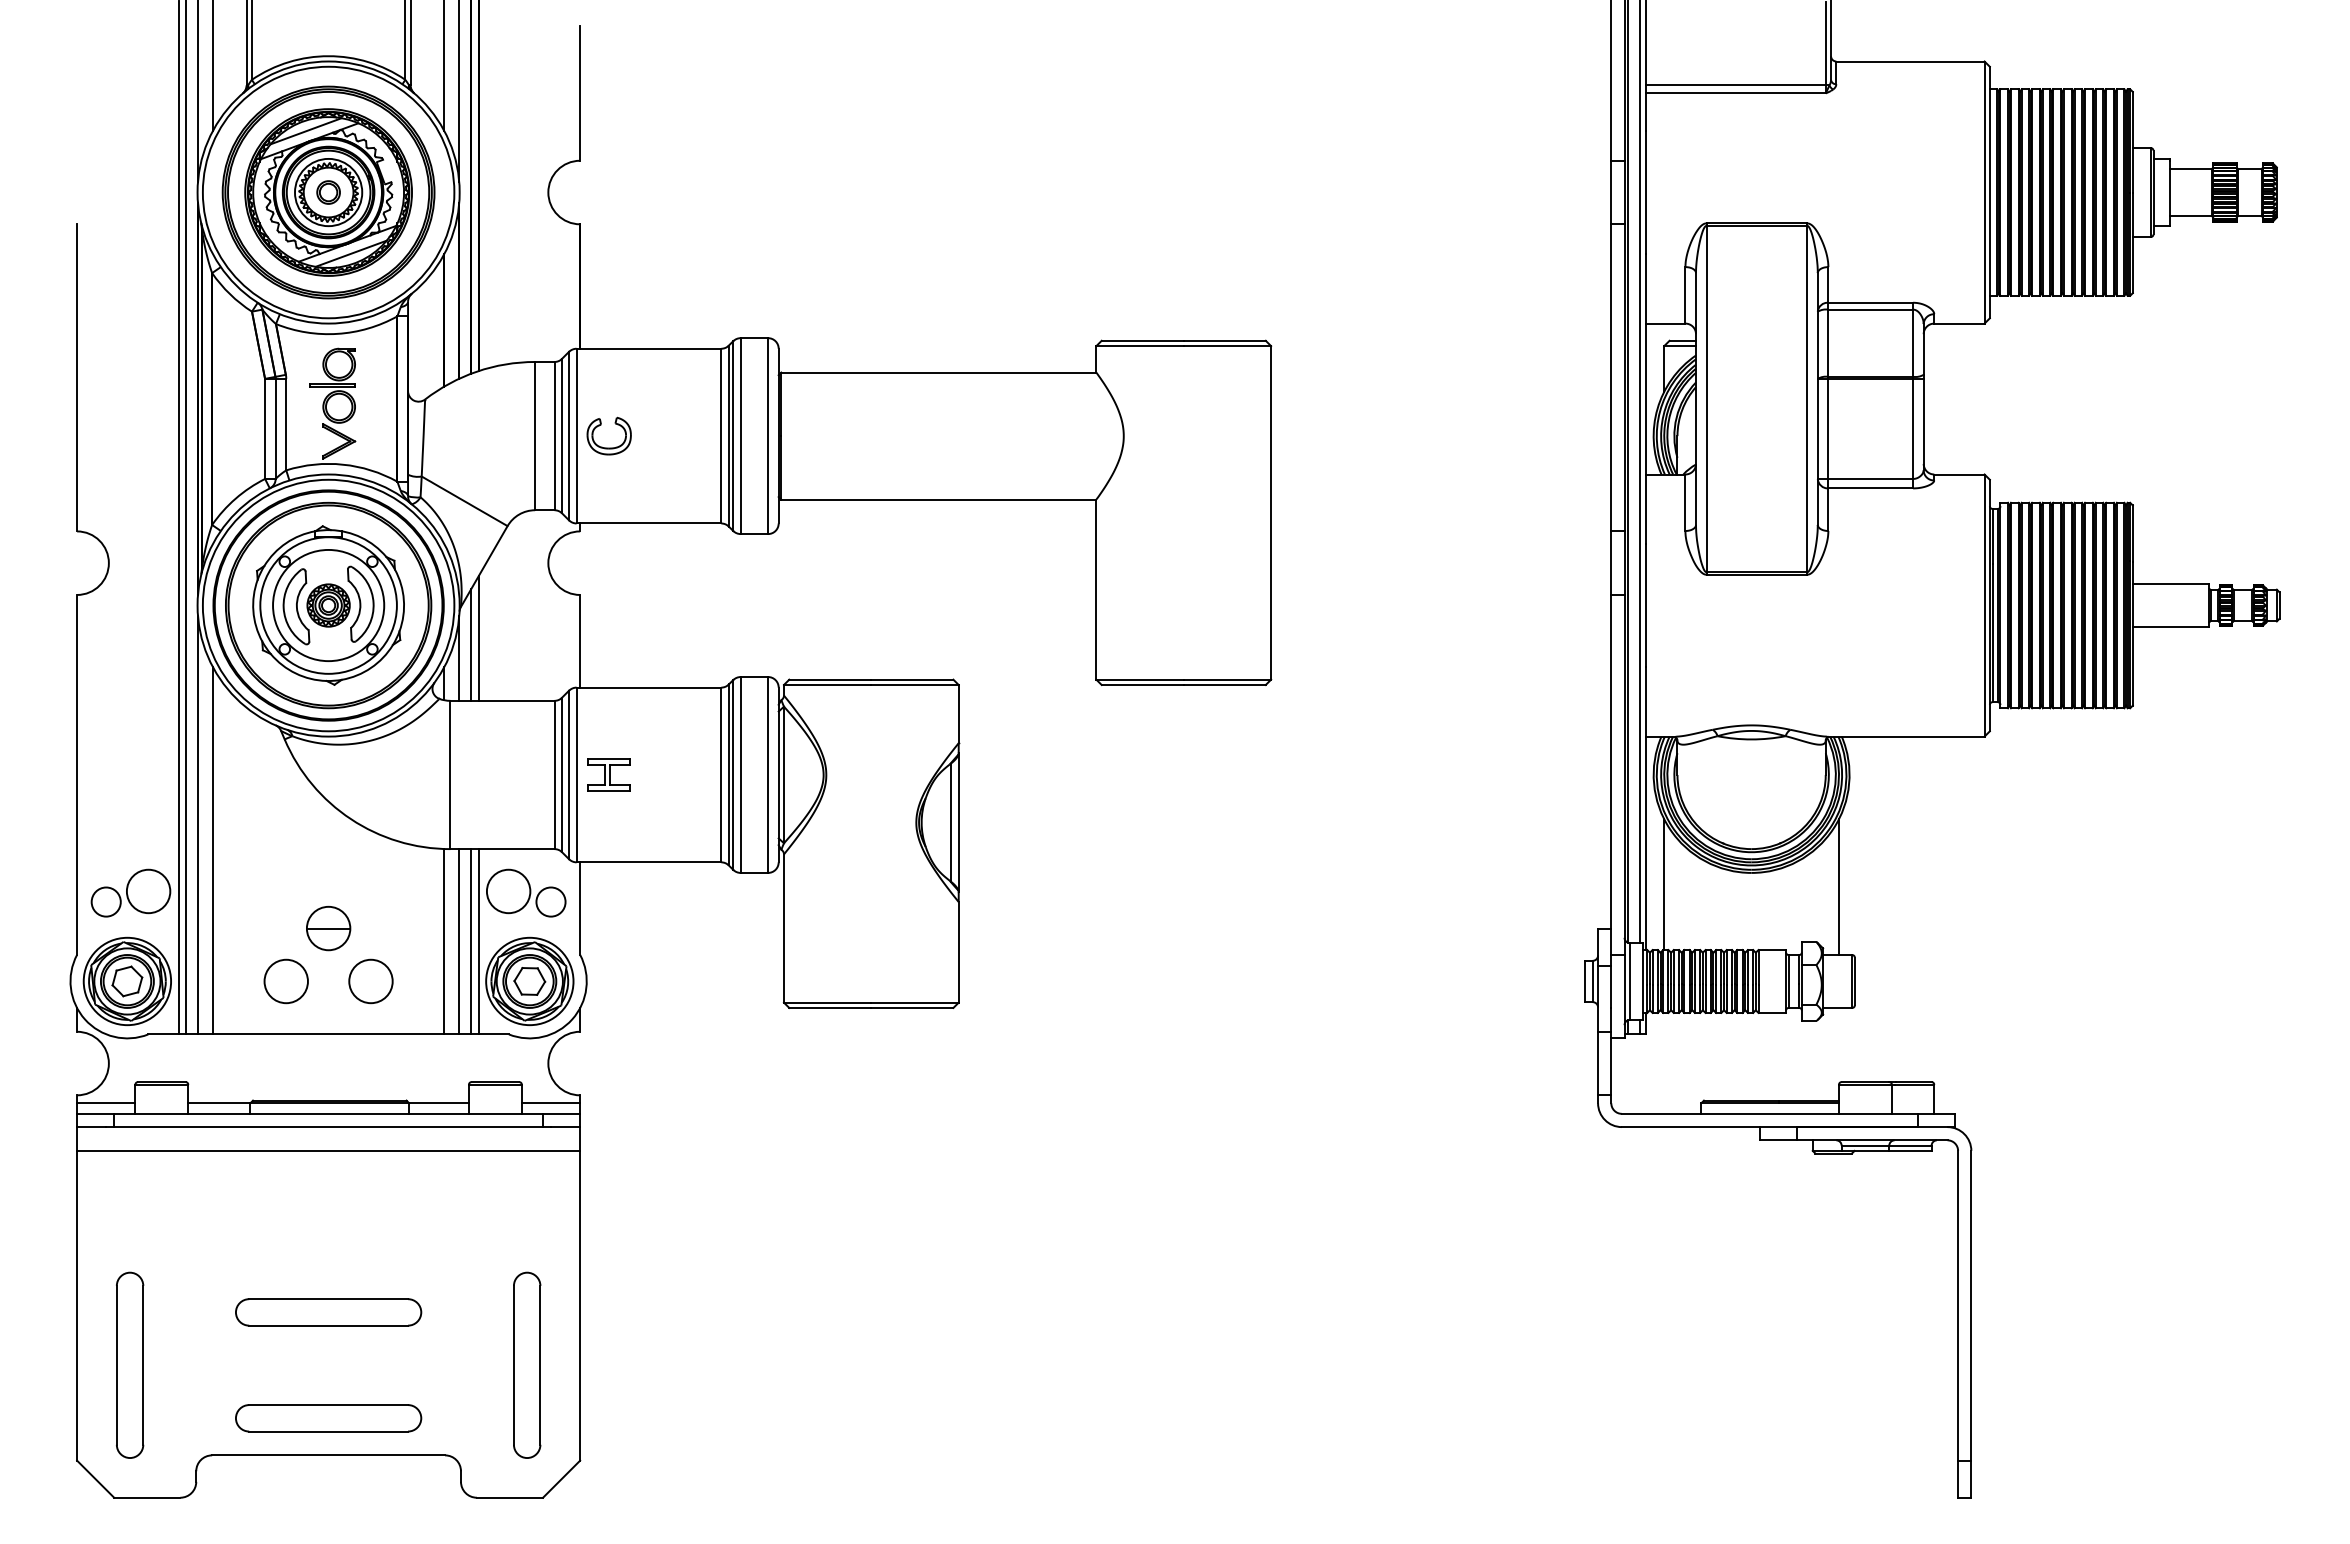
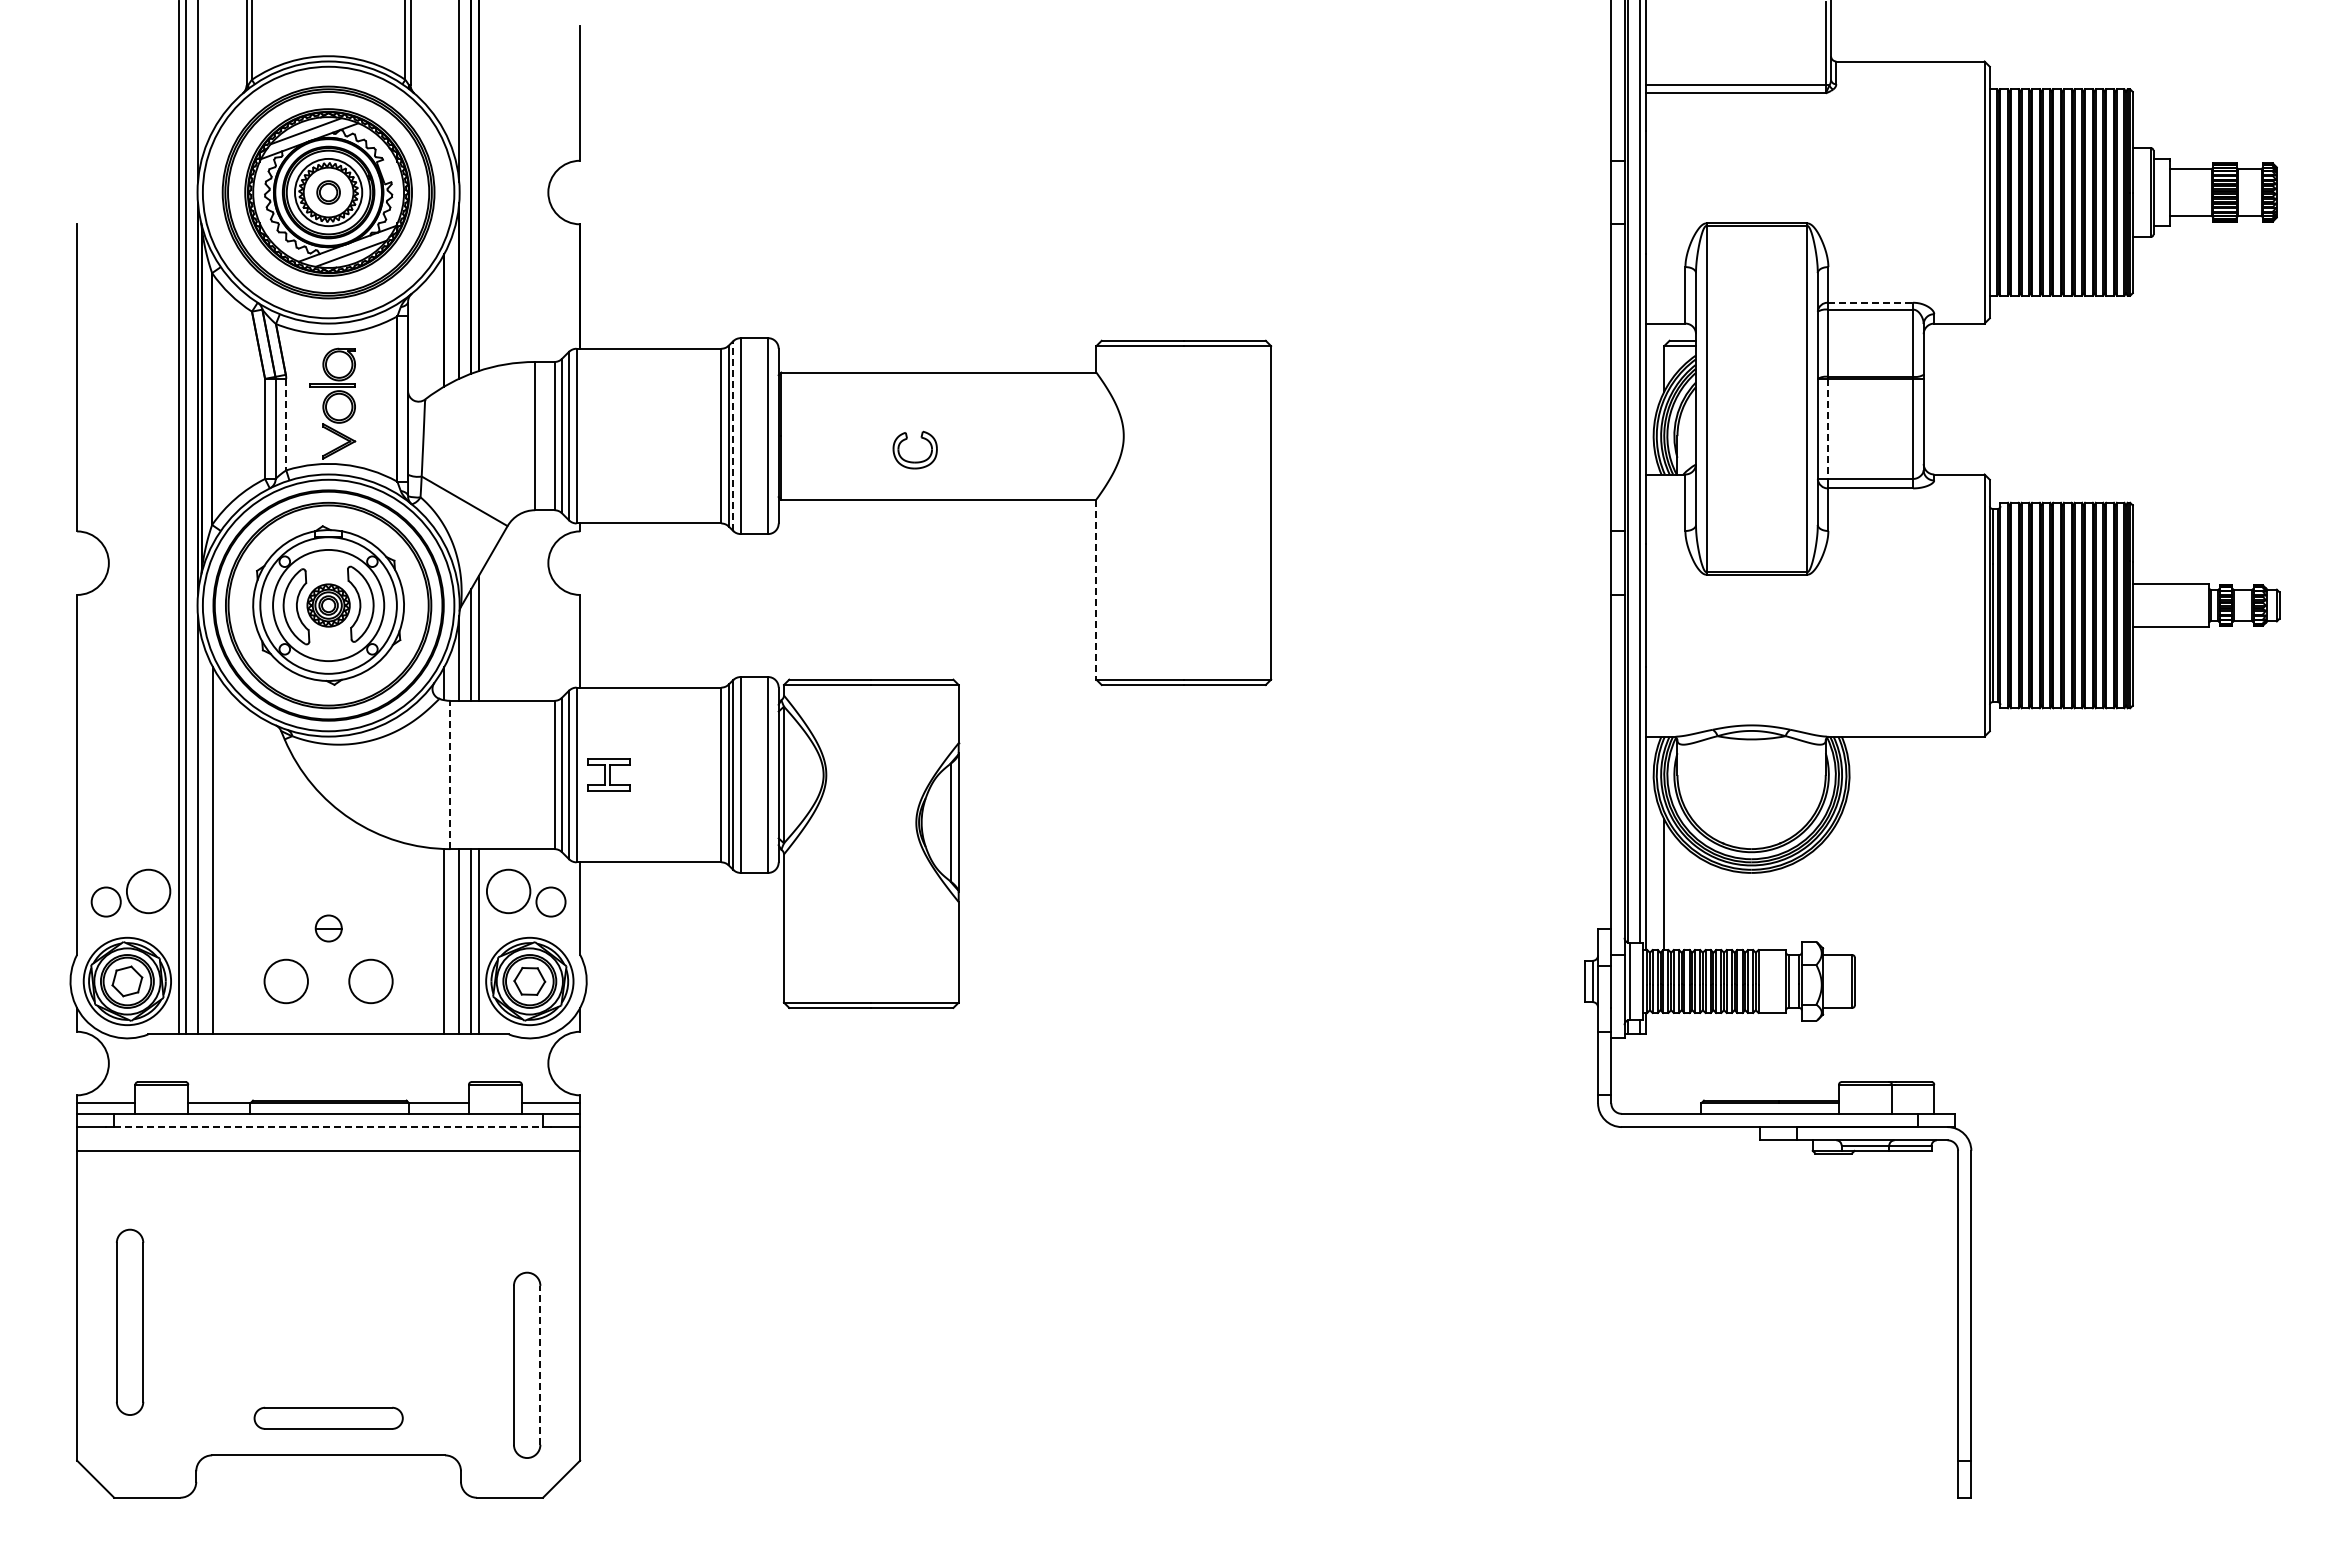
line: present -> none (212, 66)
line: present -> none (444, 66)
line: solid -> dashed (1871, 302)
line: solid -> dashed (286, 424)
line: solid -> dashed (1828, 429)
line: solid -> dashed (733, 436)
part position: (608, 447) -> (914, 461) (914, 461)
line: solid -> dashed (1096, 590)
line: solid -> dashed (450, 774)
line: present -> none (1838, 887)
part size: 46x47 px -> 29x29 px (328, 928)
line: solid -> dashed (329, 1127)
part: present -> none (328, 1312)
part position: (130, 1364) -> (130, 1321) (130, 1321)
line: solid -> dashed (540, 1364)
part size: 188x29 px -> 151x24 px (328, 1417)
